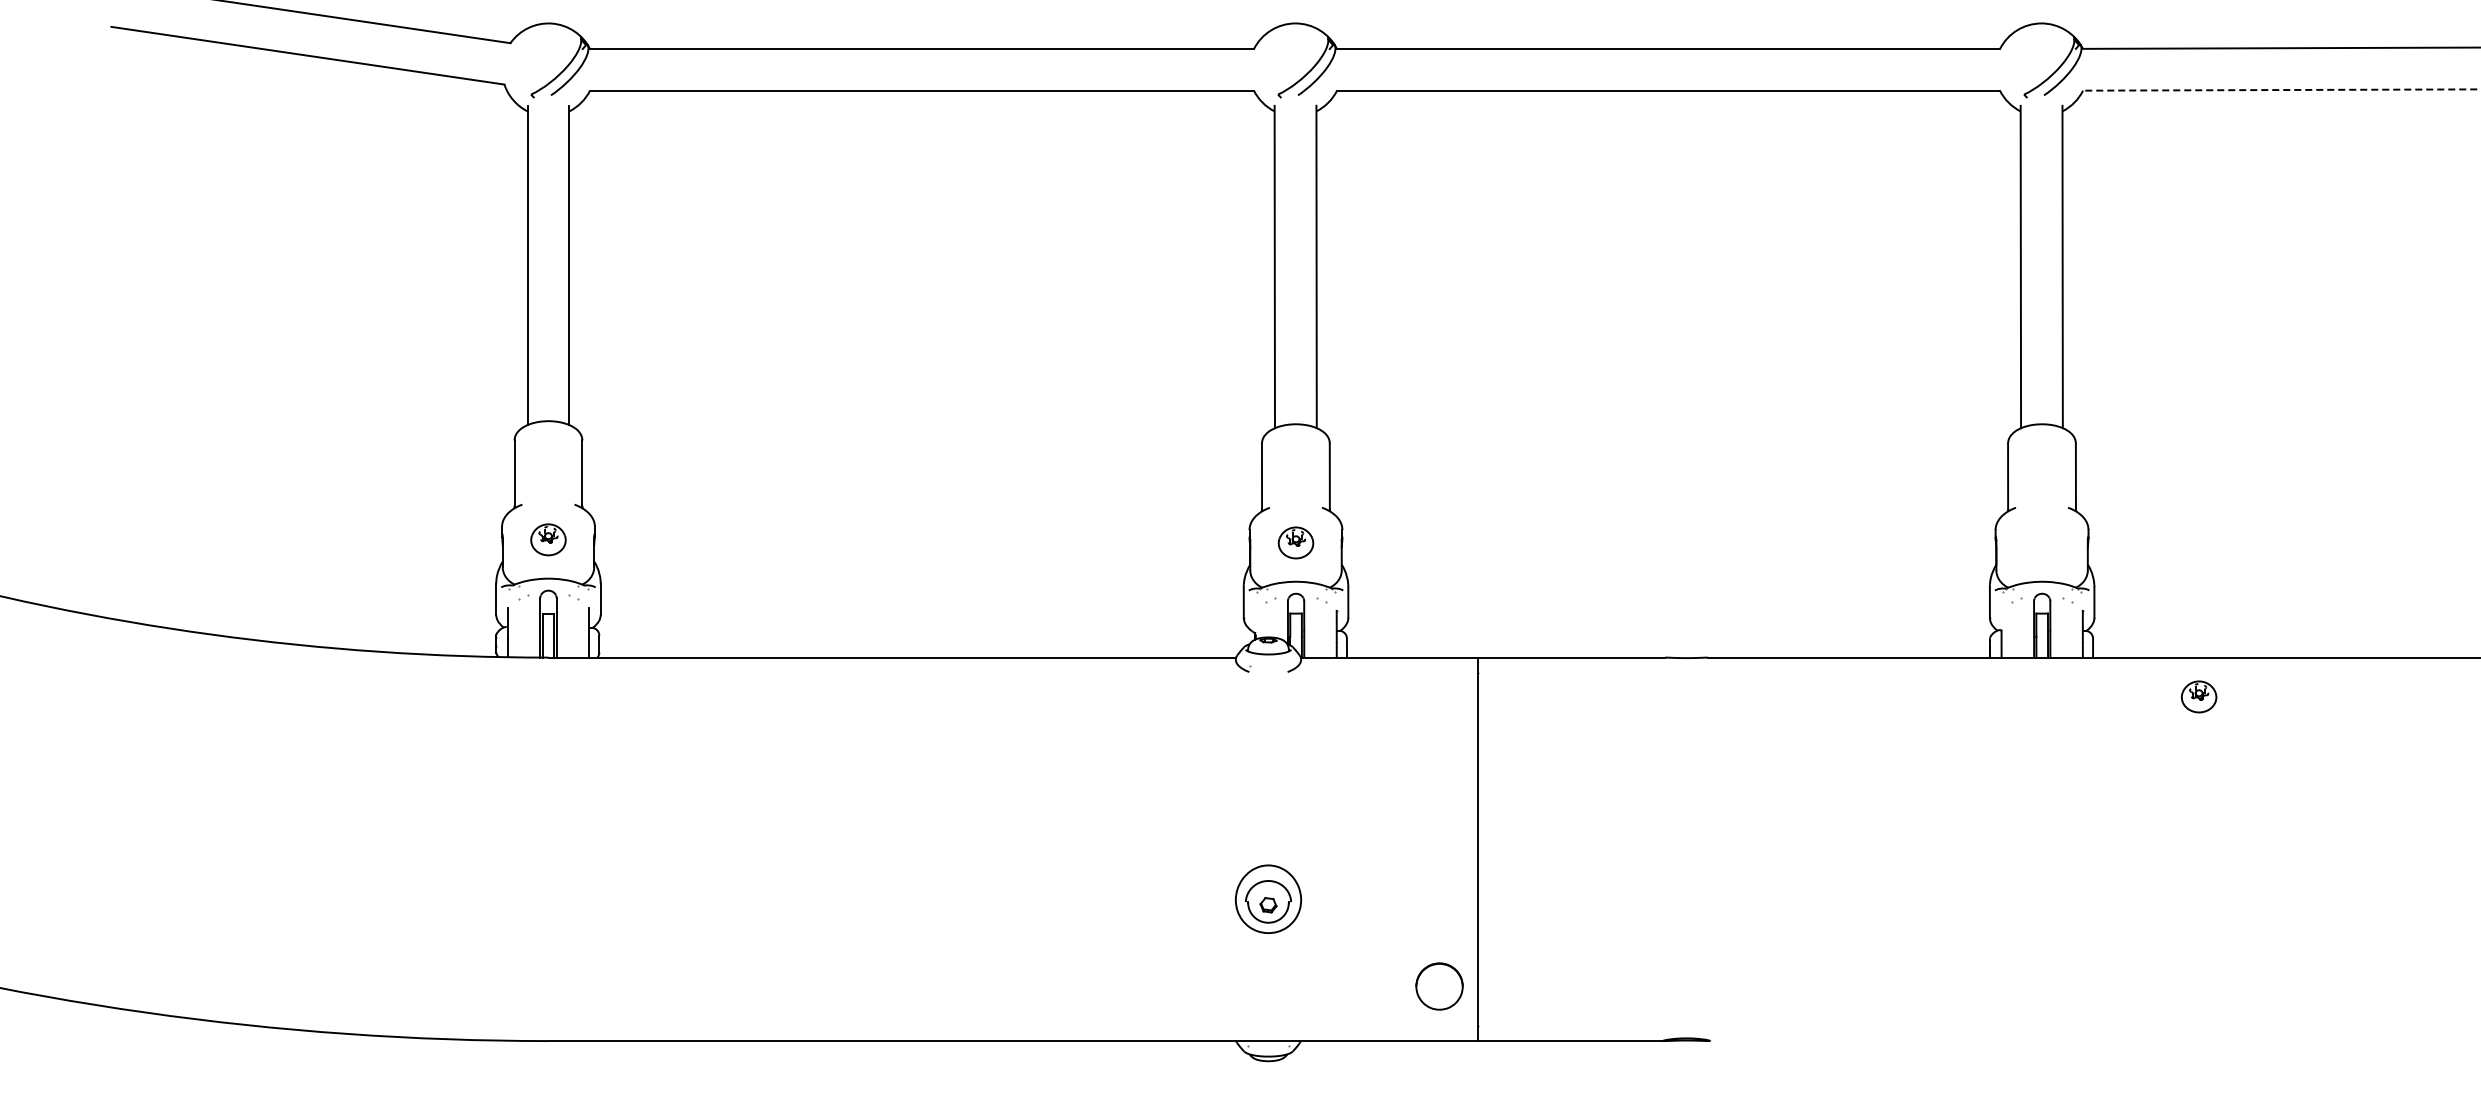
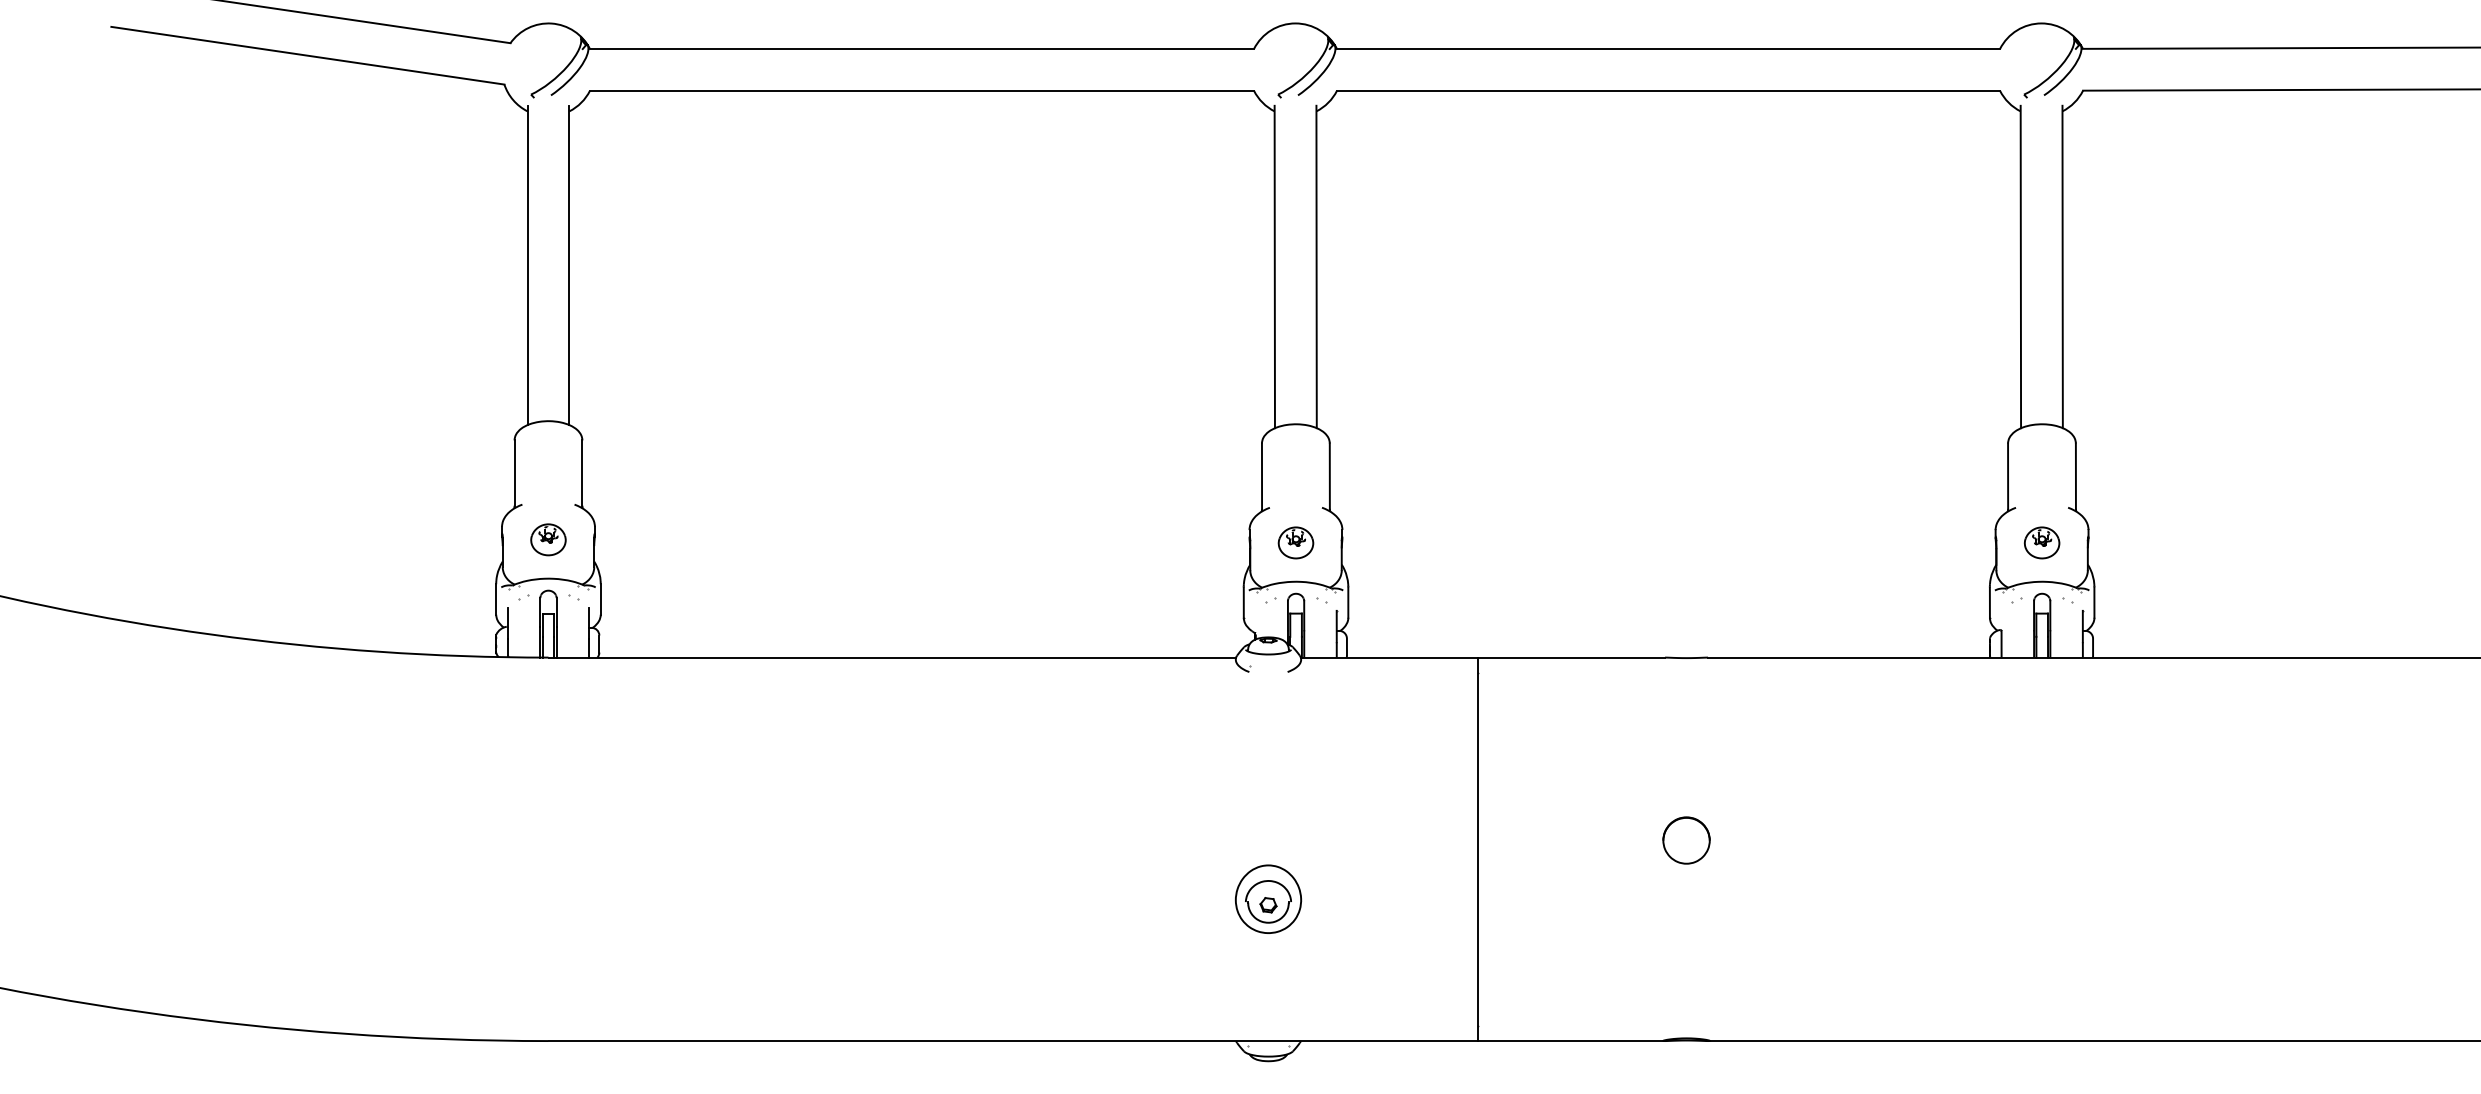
line: dashed -> solid (2281, 90)
part position: (2198, 696) -> (2041, 542) (2041, 542)
part position: (1439, 986) -> (1686, 840) (1686, 840)
line: none -> present (2092, 1041)
